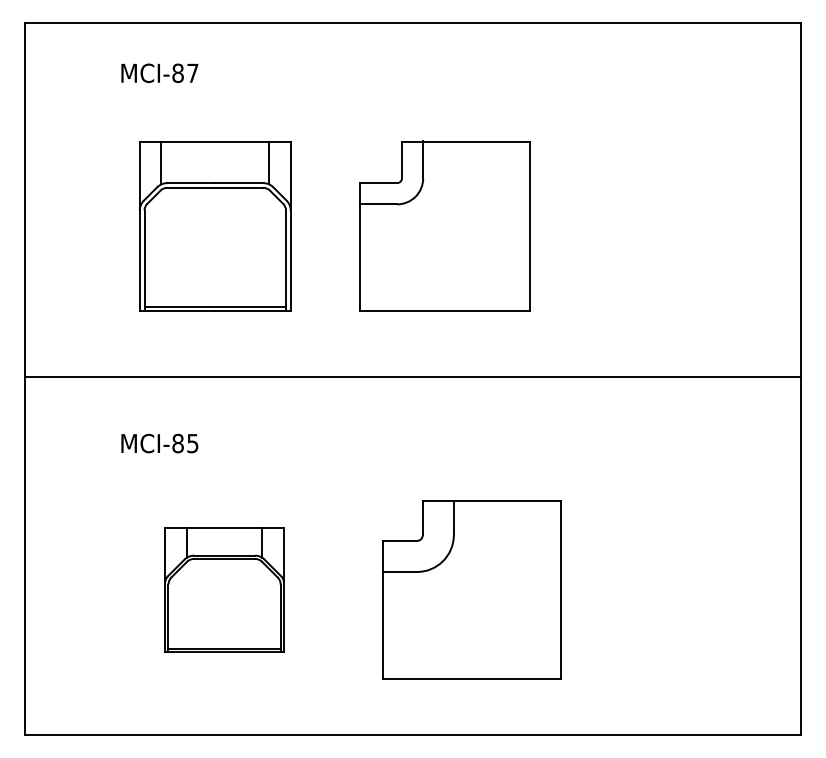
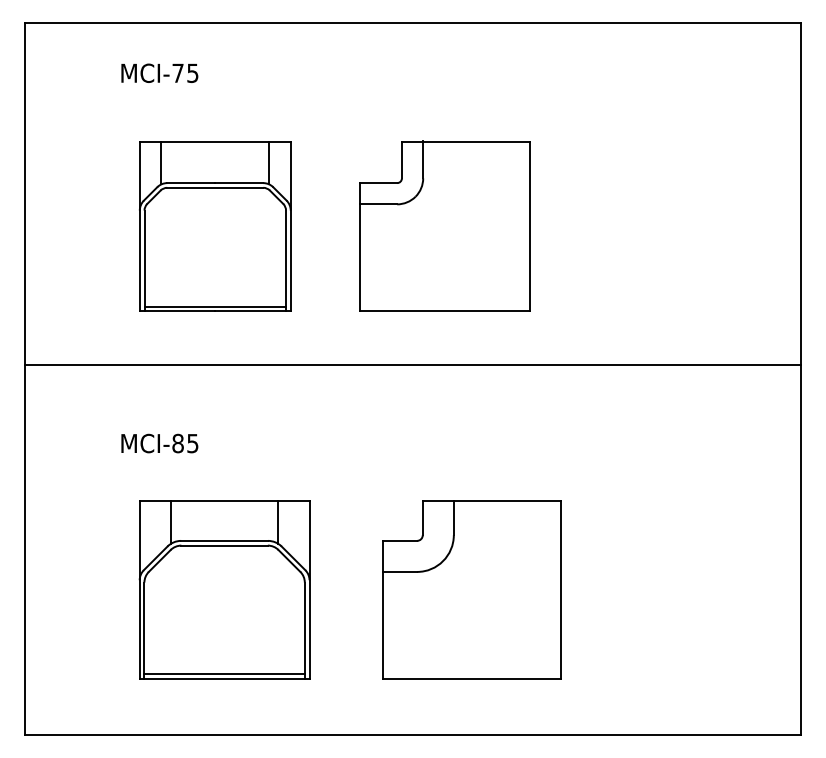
text: MCI-87 -> MCI-75 (185, 73)
line position: (412, 377) -> (412, 365) (412, 365)
part size: 121x126 px -> 173x180 px (224, 589)
